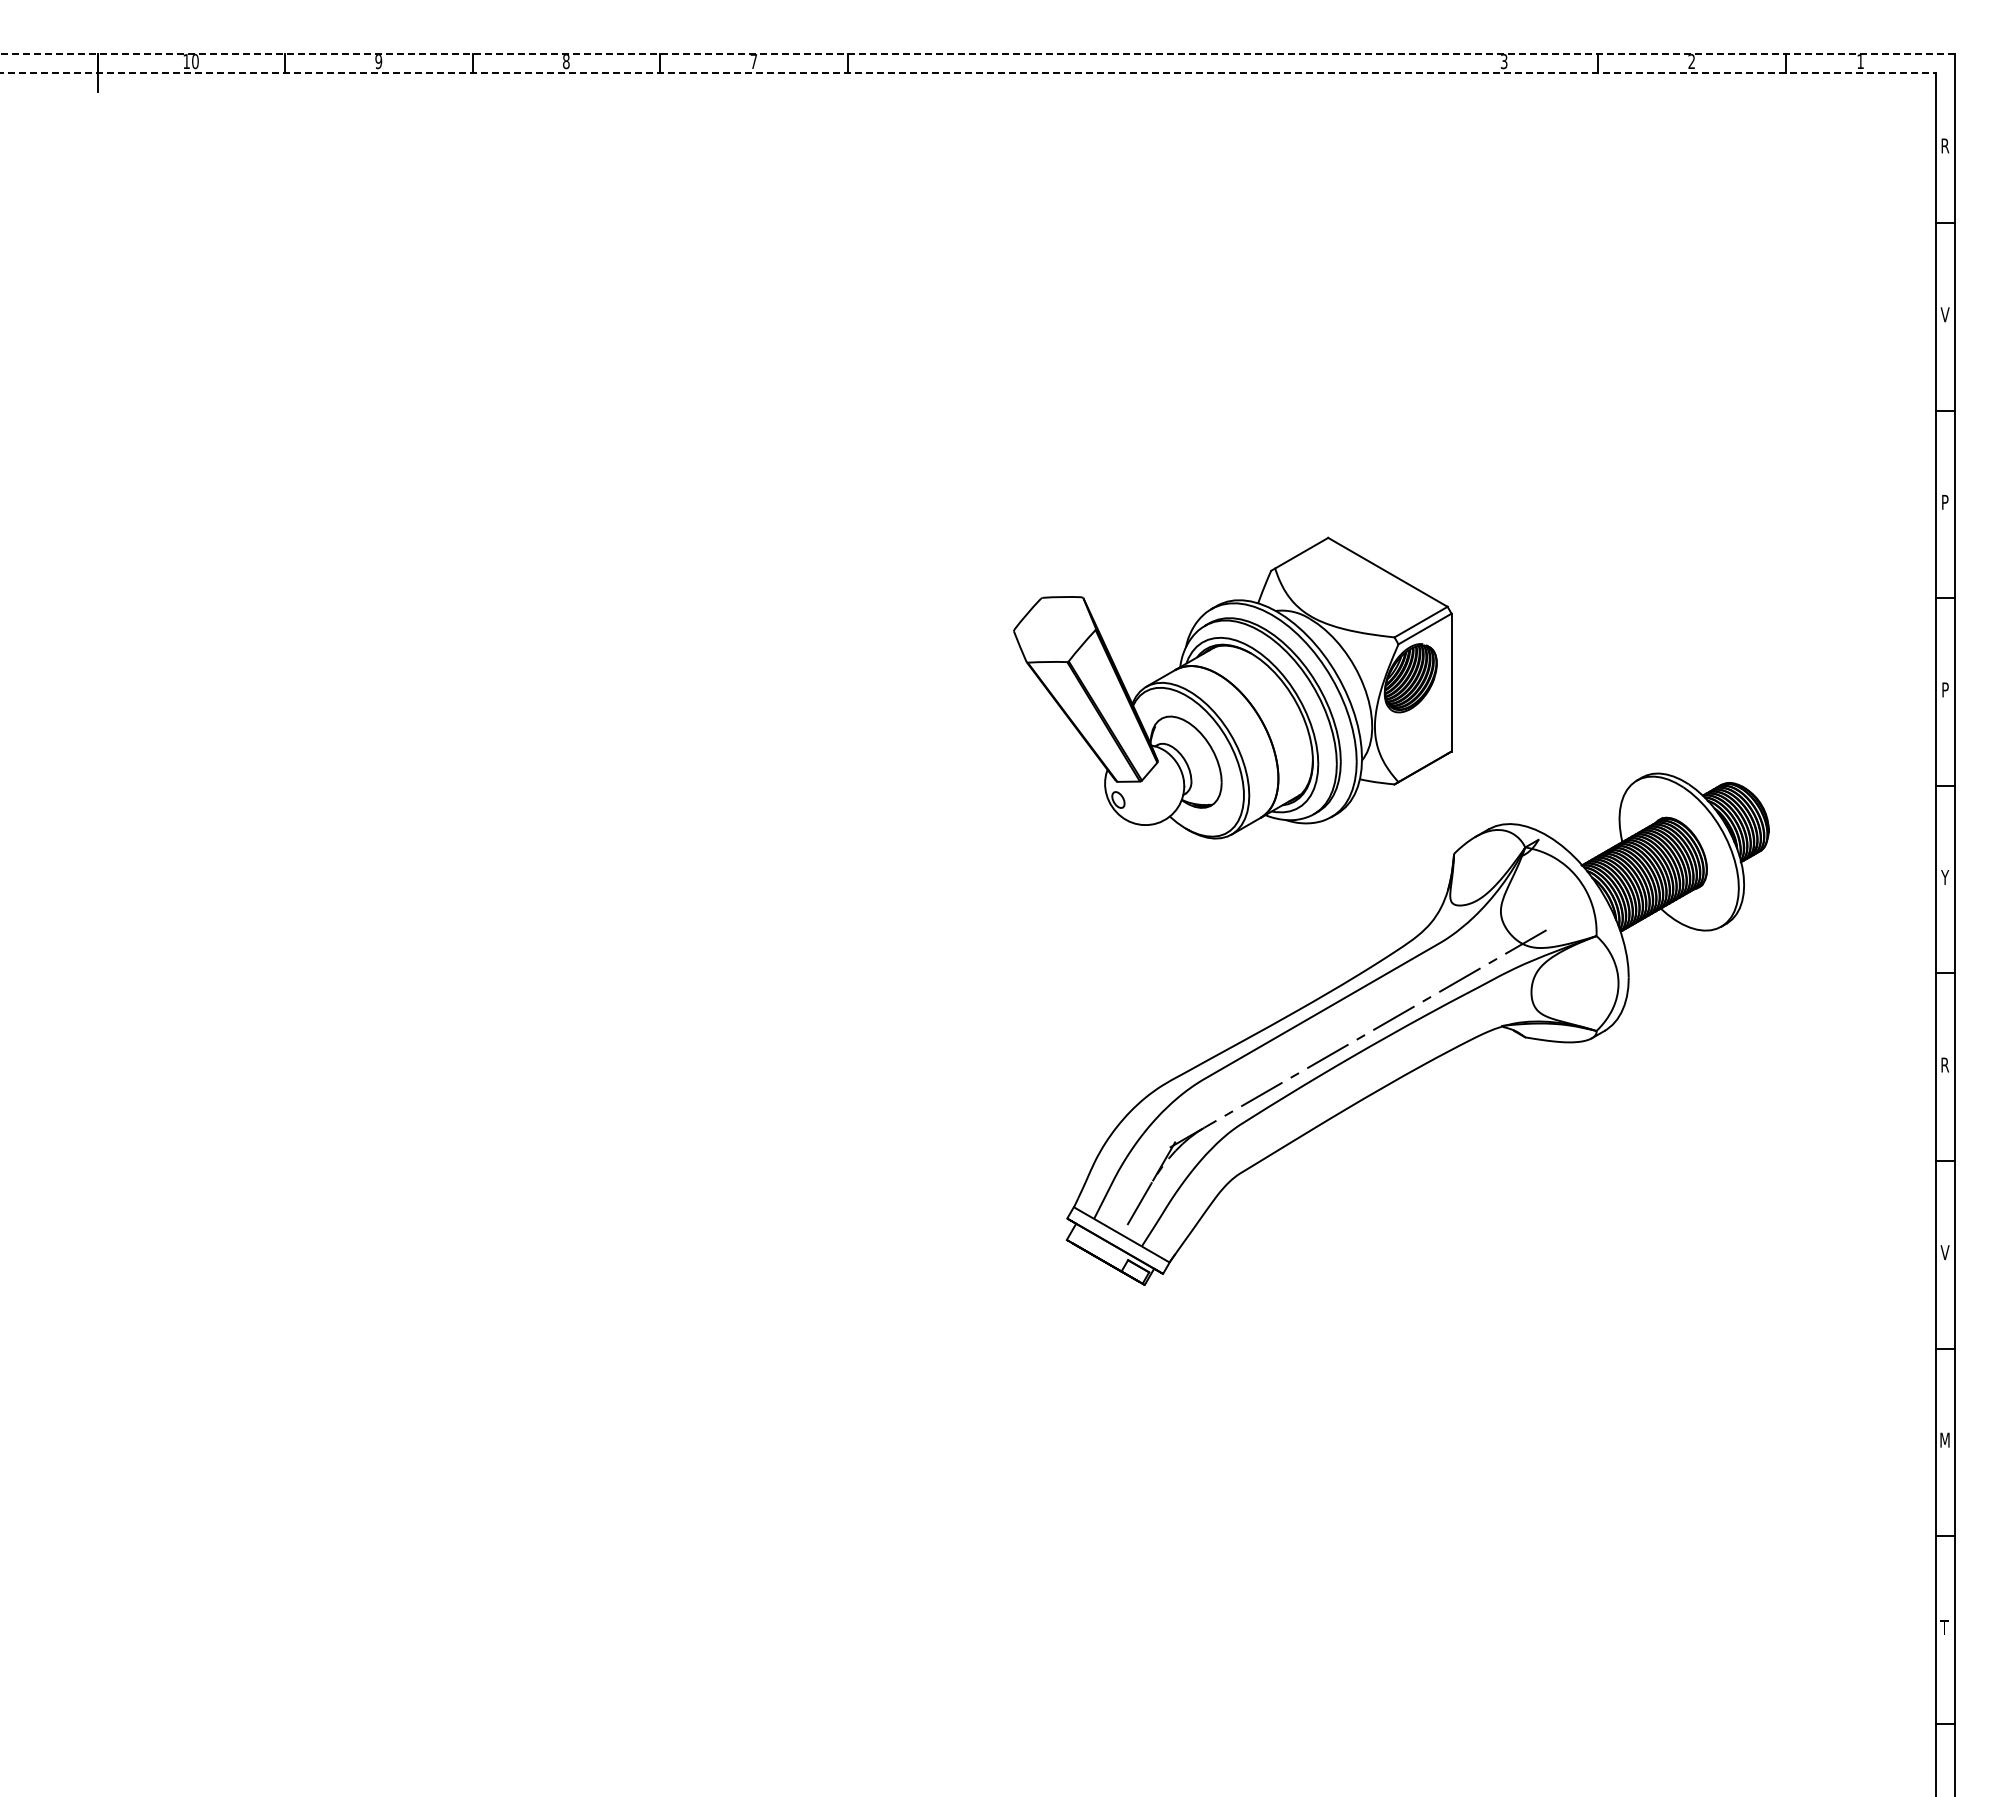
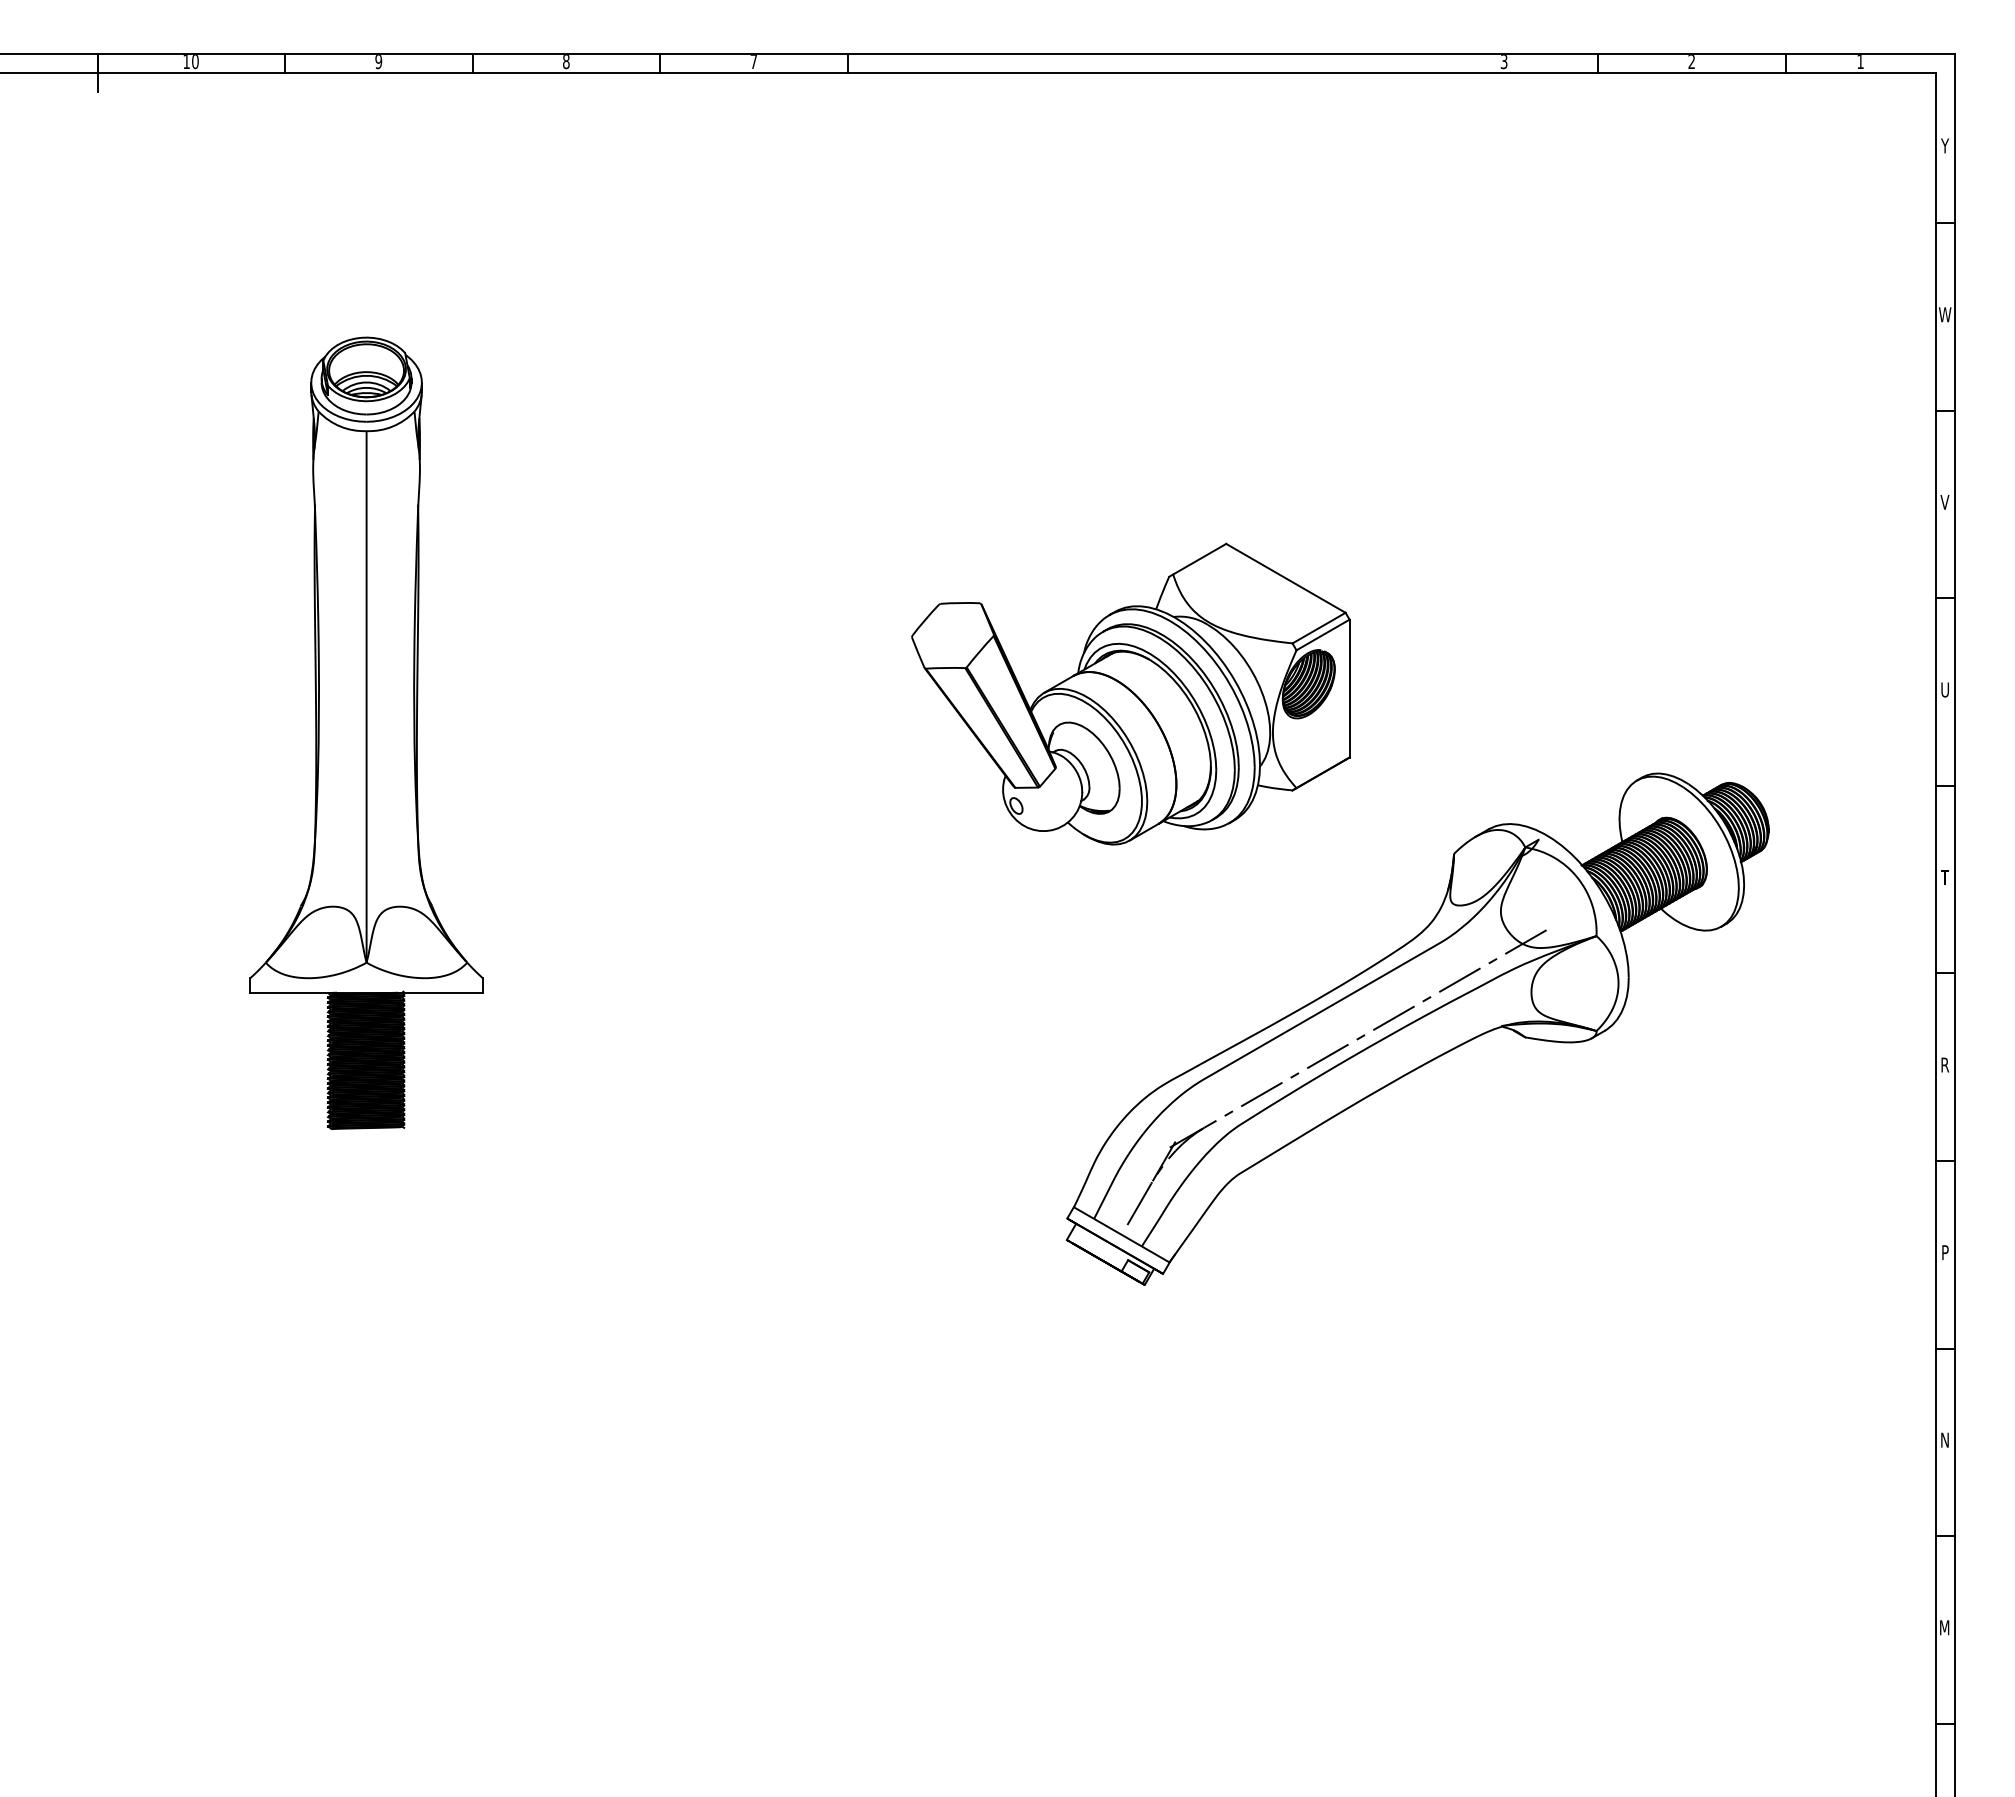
line: dashed -> solid (977, 54)
line: dashed -> solid (967, 73)
text: R -> Y (1945, 145)
text: V -> W (1945, 314)
text: P -> V (1944, 502)
part position: (1232, 687) -> (1130, 693) (1130, 693)
text: P -> U (1944, 689)
part: none -> present (366, 732)
text: Y -> T (1945, 877)
text: V -> P (1944, 1252)
text: M -> N (1944, 1439)
text: T -> M (1944, 1627)
